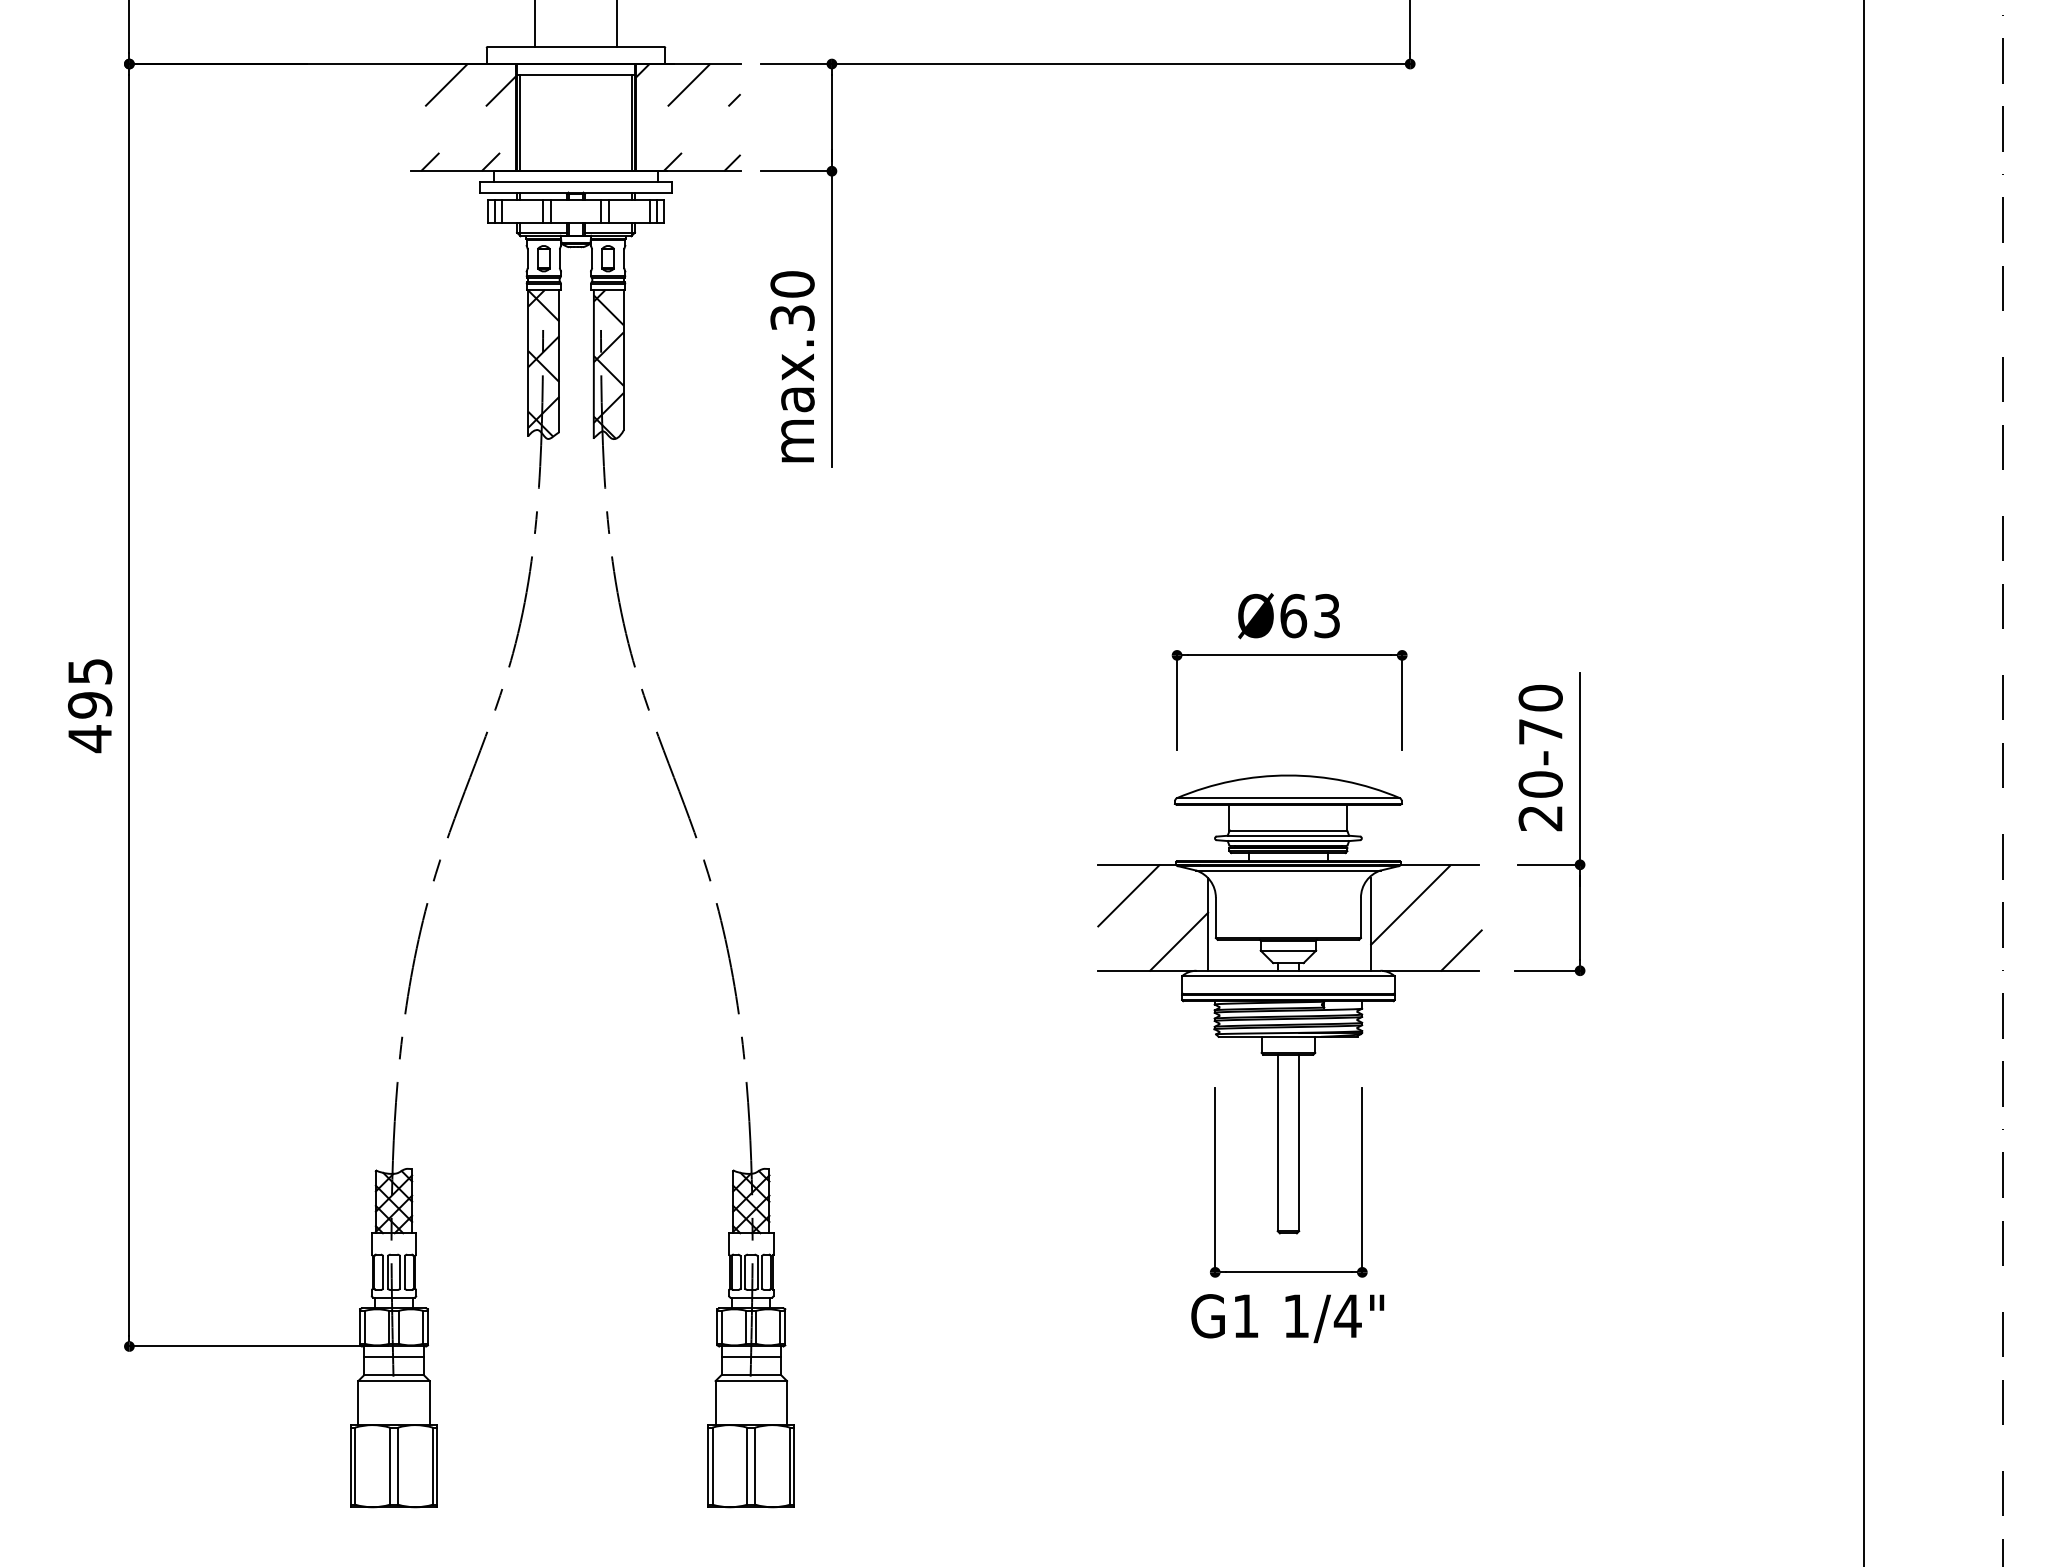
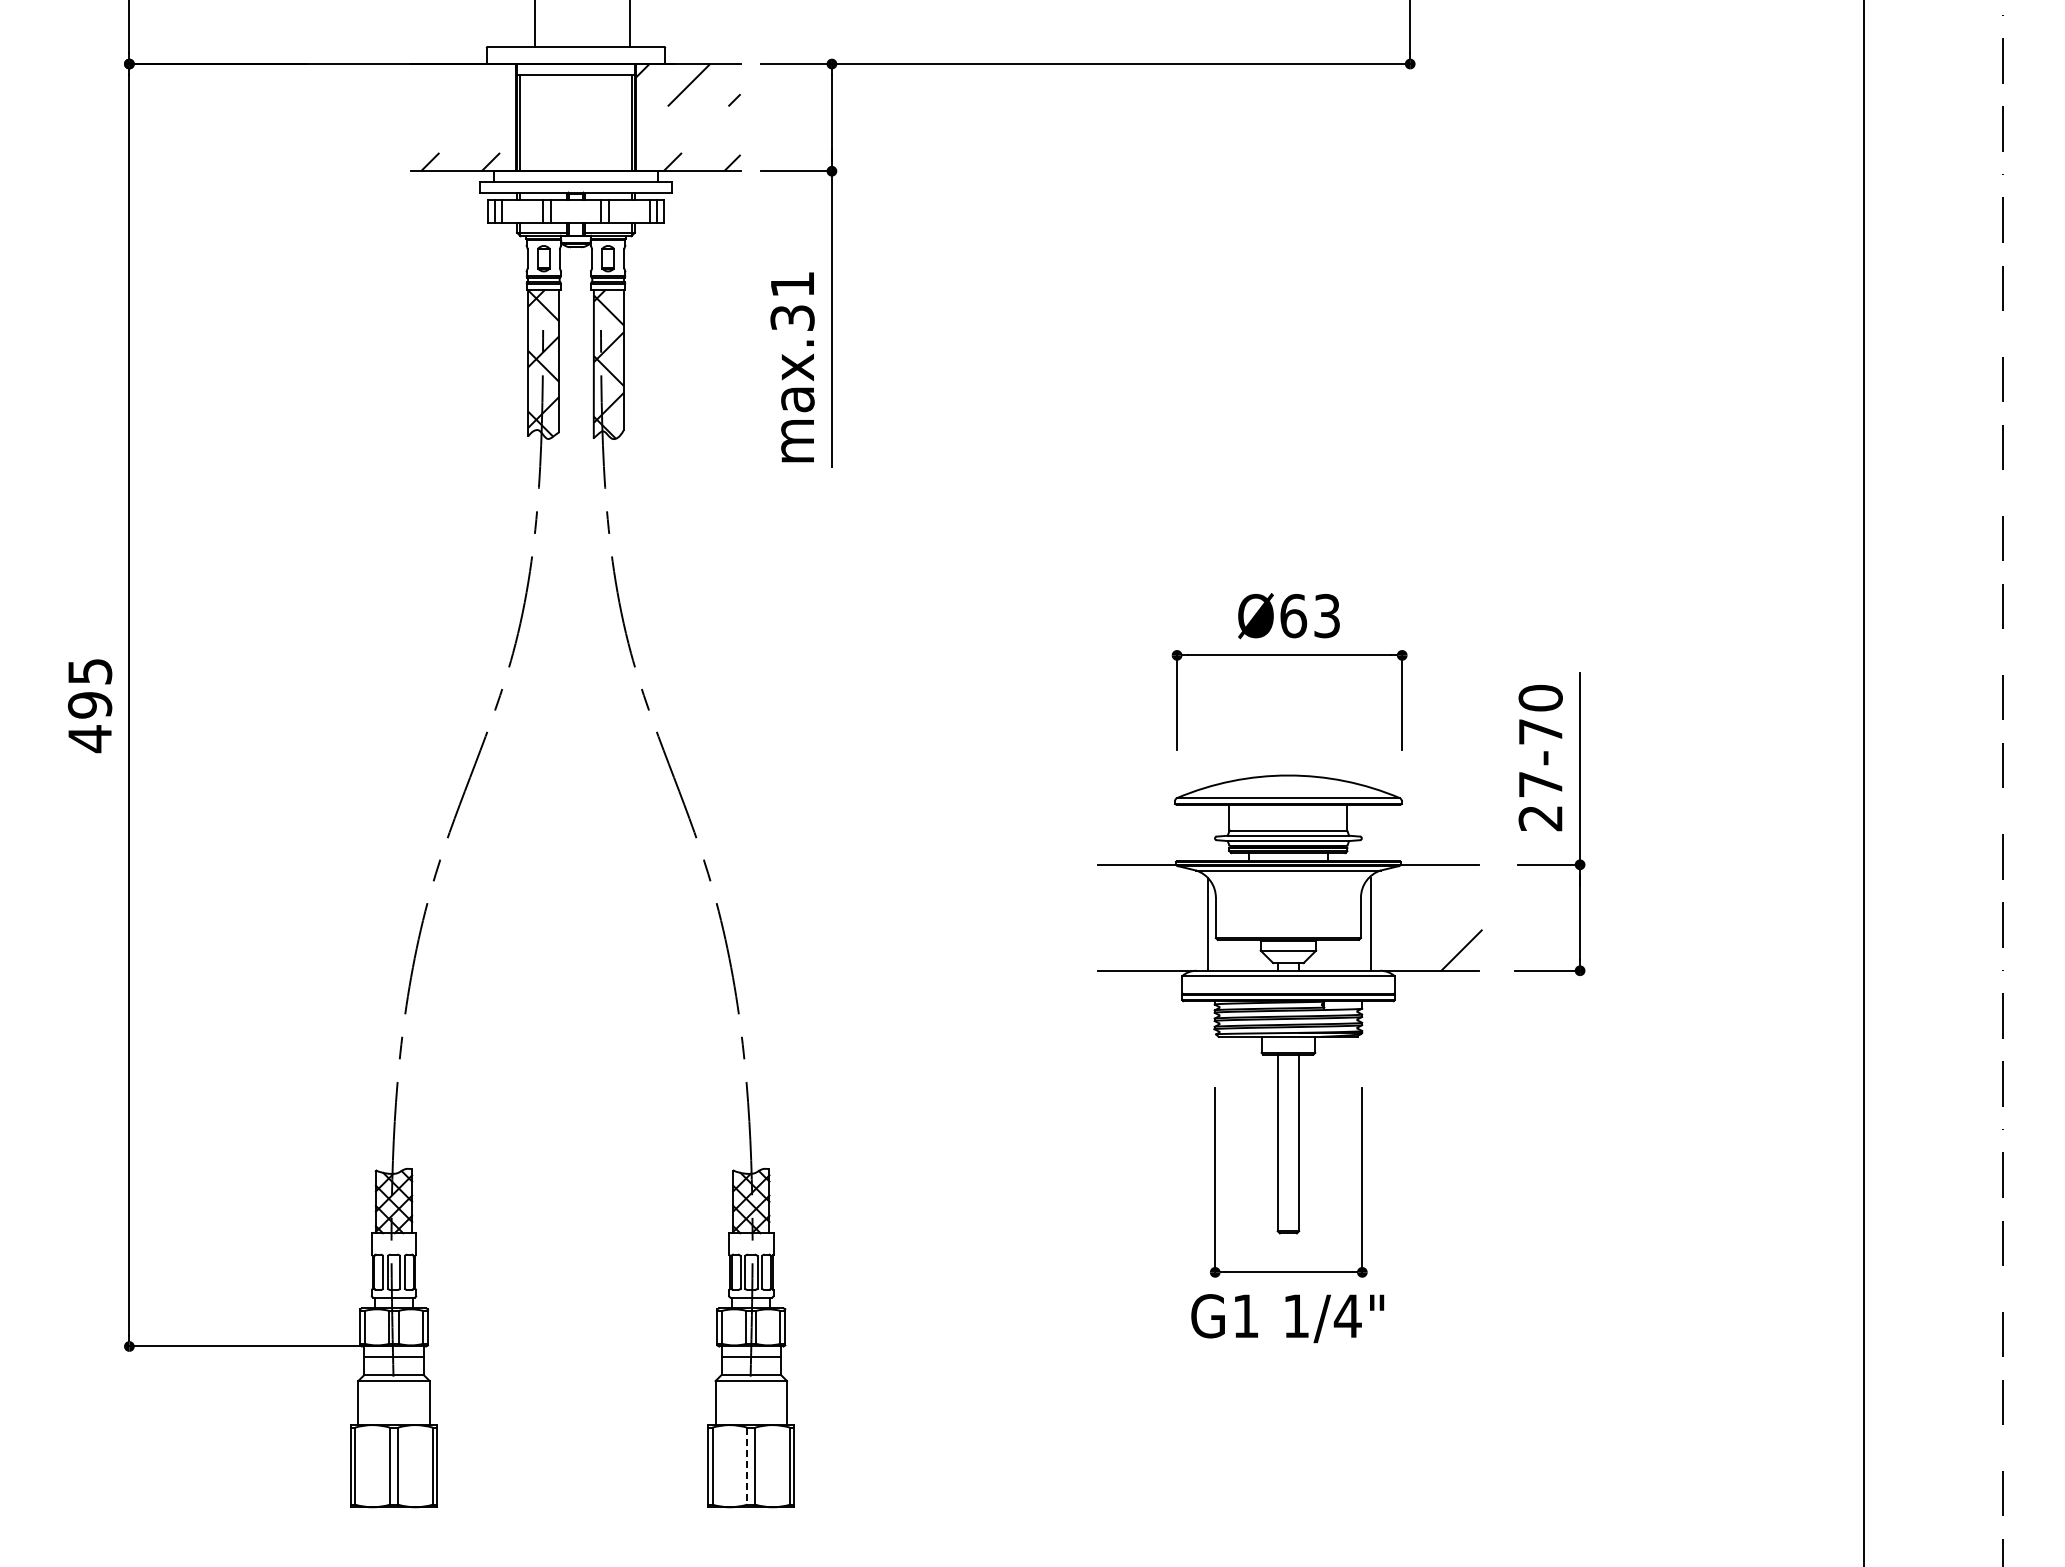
line position: (617, 24) -> (630, 24) (630, 24)
hatch: present -> none (470, 85)
text: max.30 -> max.31 (792, 284)
text: 20-70 -> 27-70 (1540, 784)
line: present -> none (1128, 895)
line: present -> none (1410, 905)
line: present -> none (1179, 941)
line: solid -> dashed (747, 1466)
